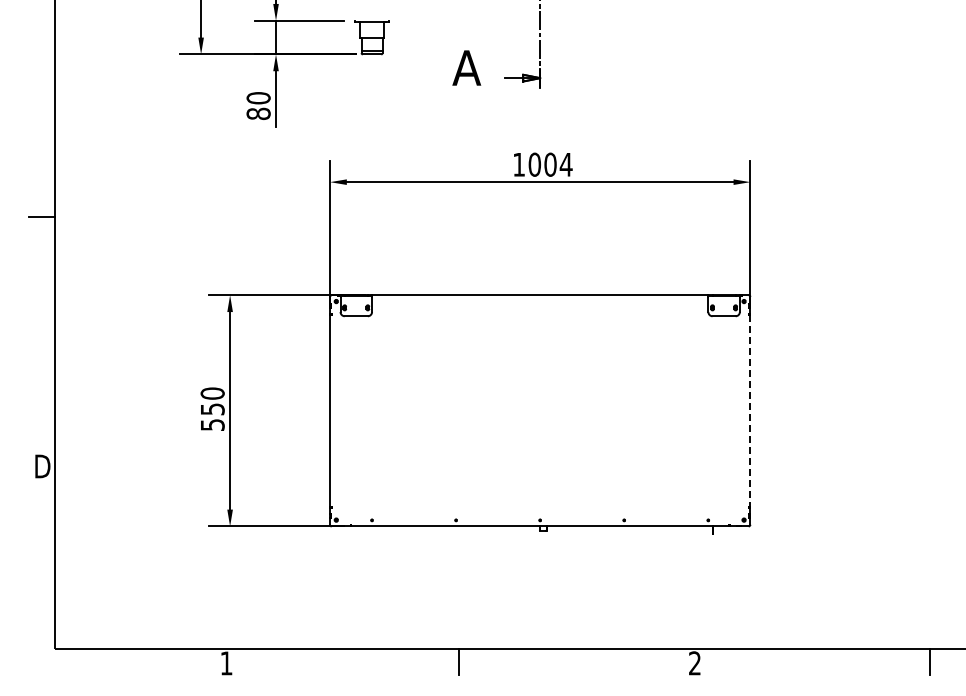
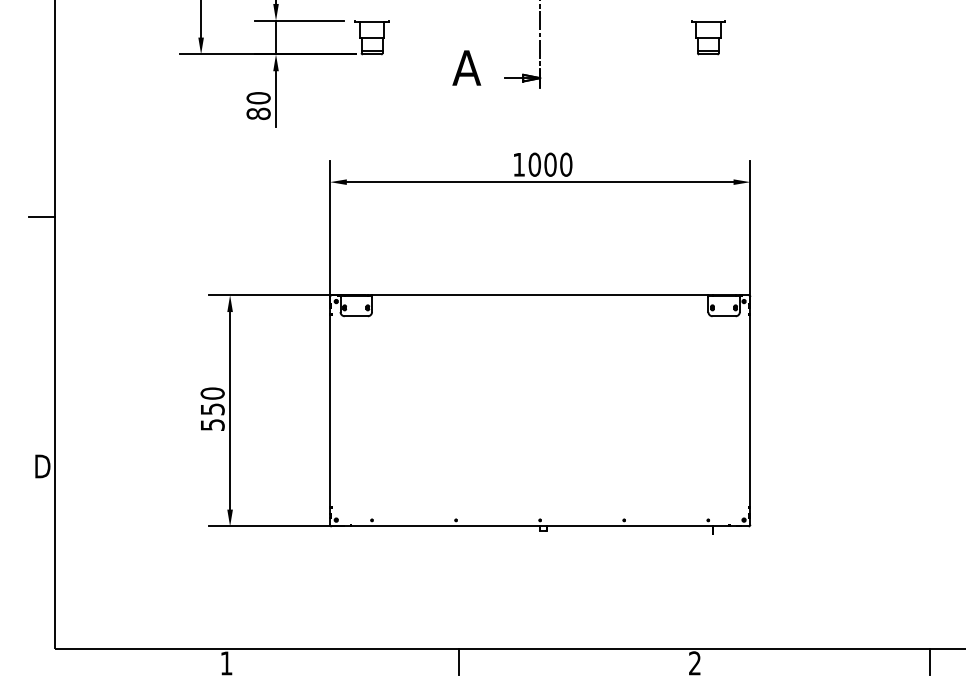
part: none -> present (708, 37)
text: 1004 -> 1000 (565, 164)
line: dashed -> solid (750, 411)
